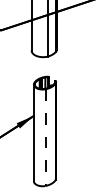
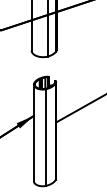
line: none -> present (79, 108)
line: dashed -> solid (45, 138)
